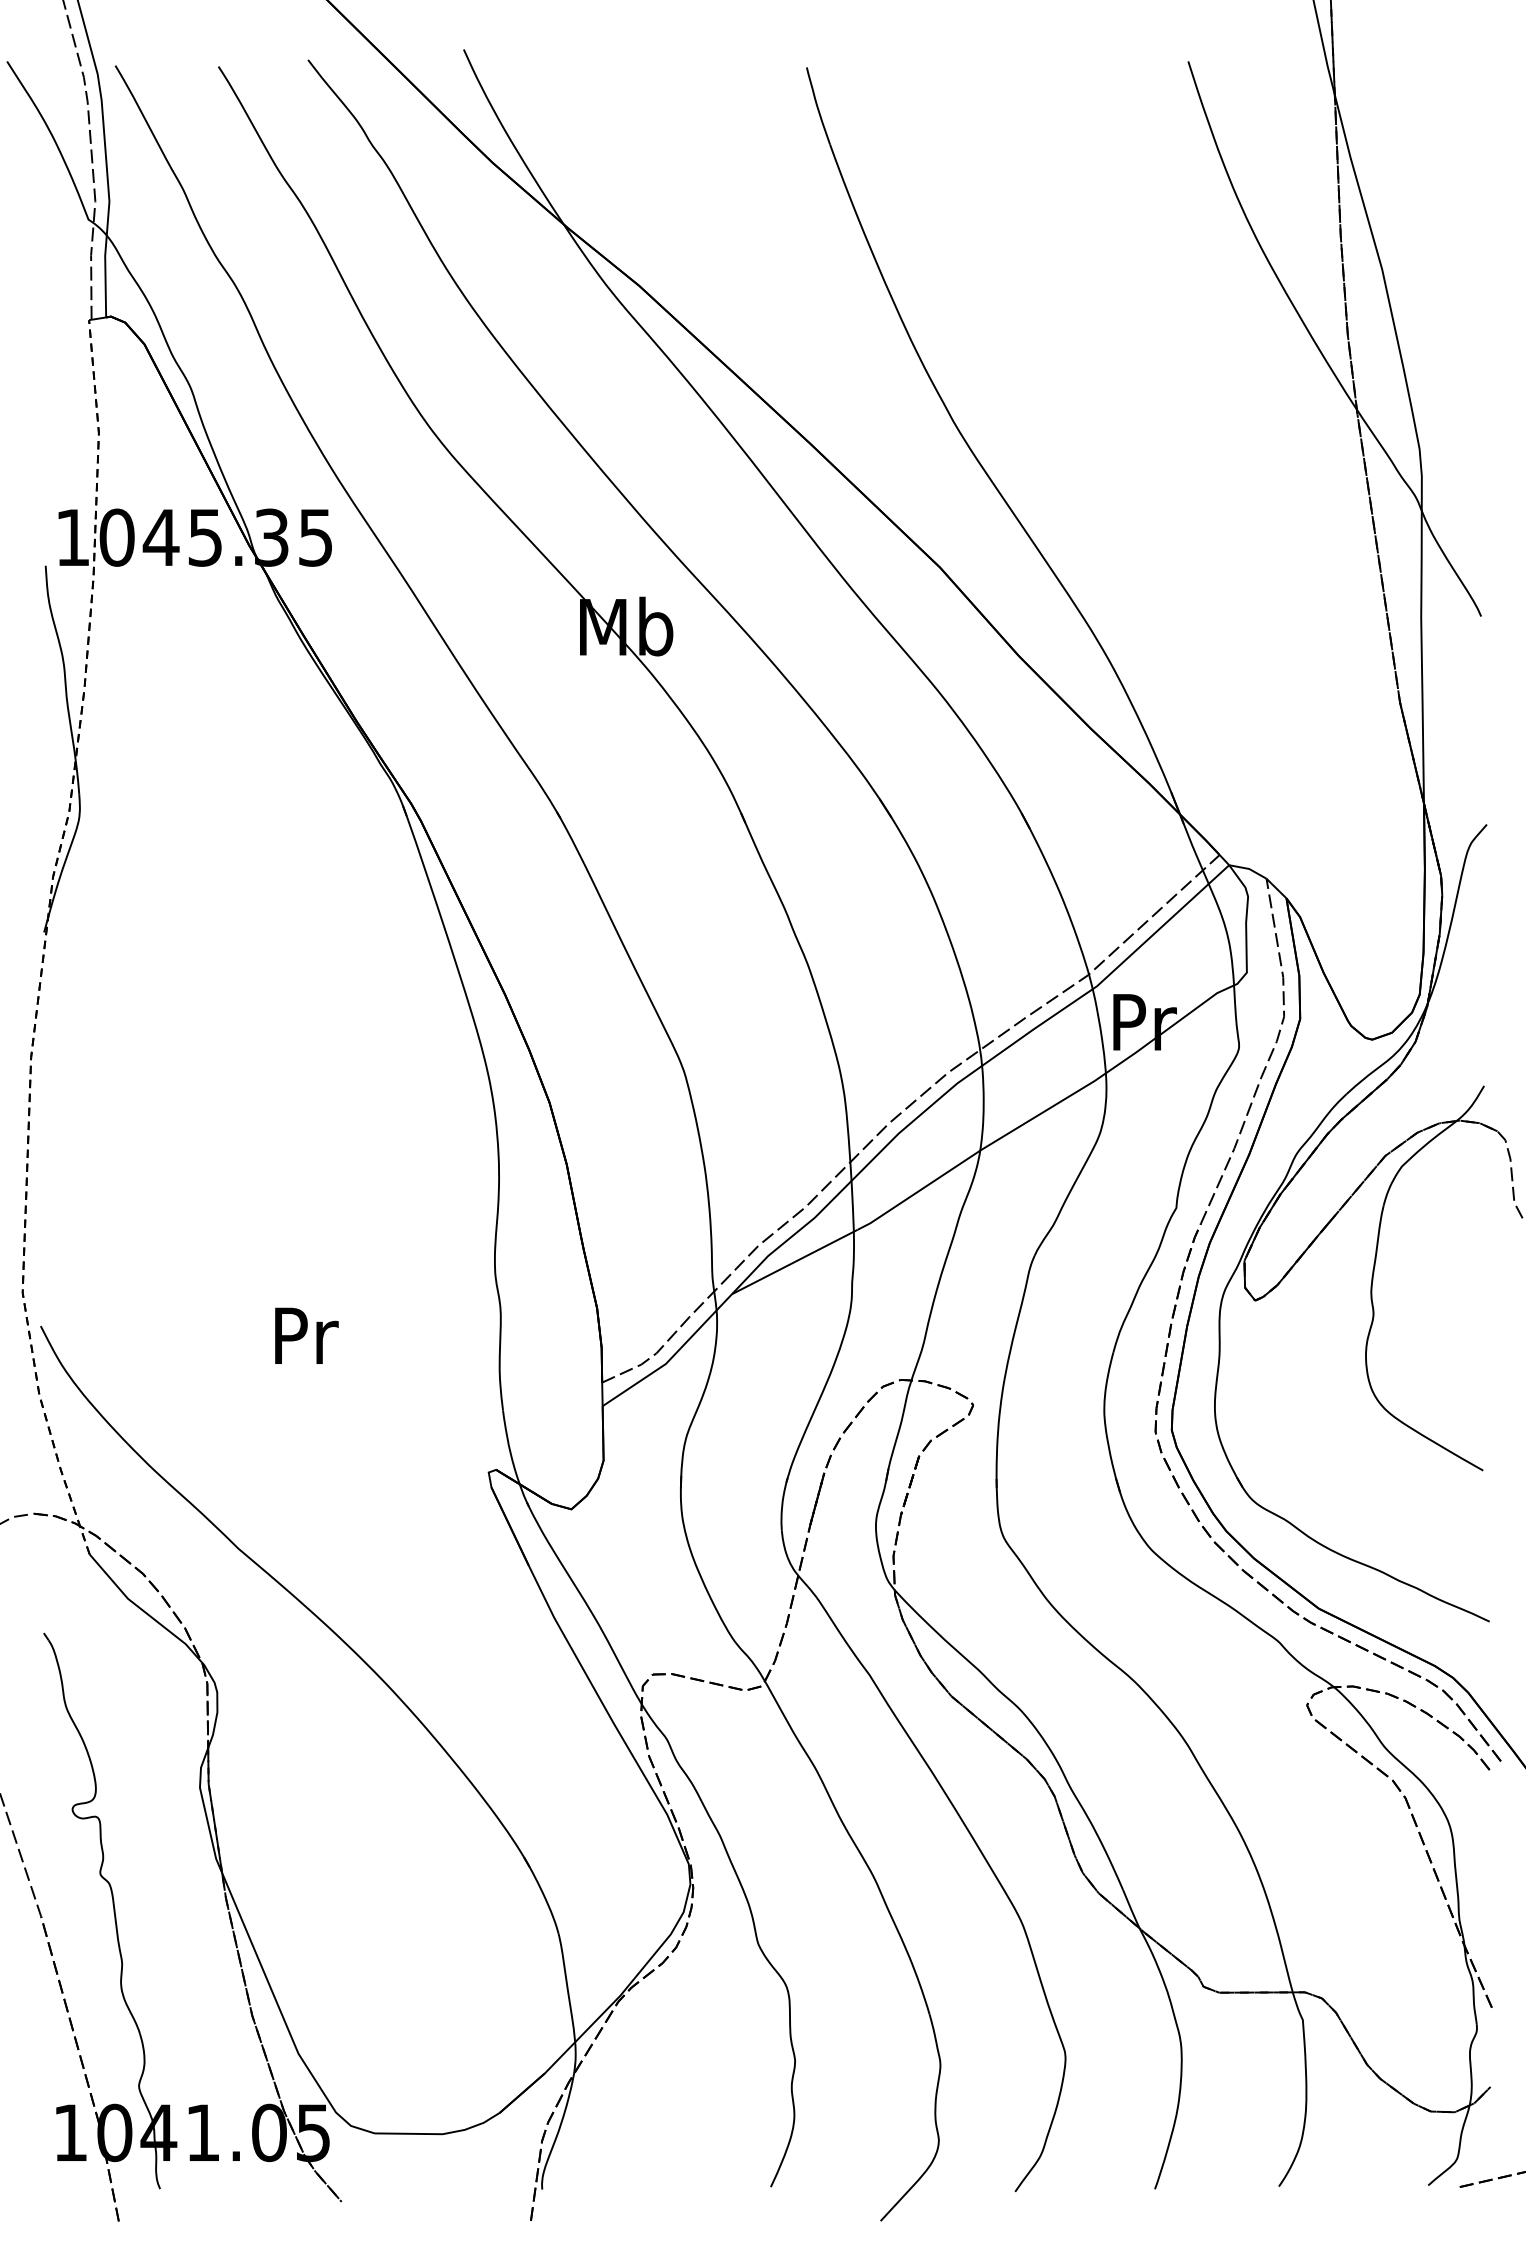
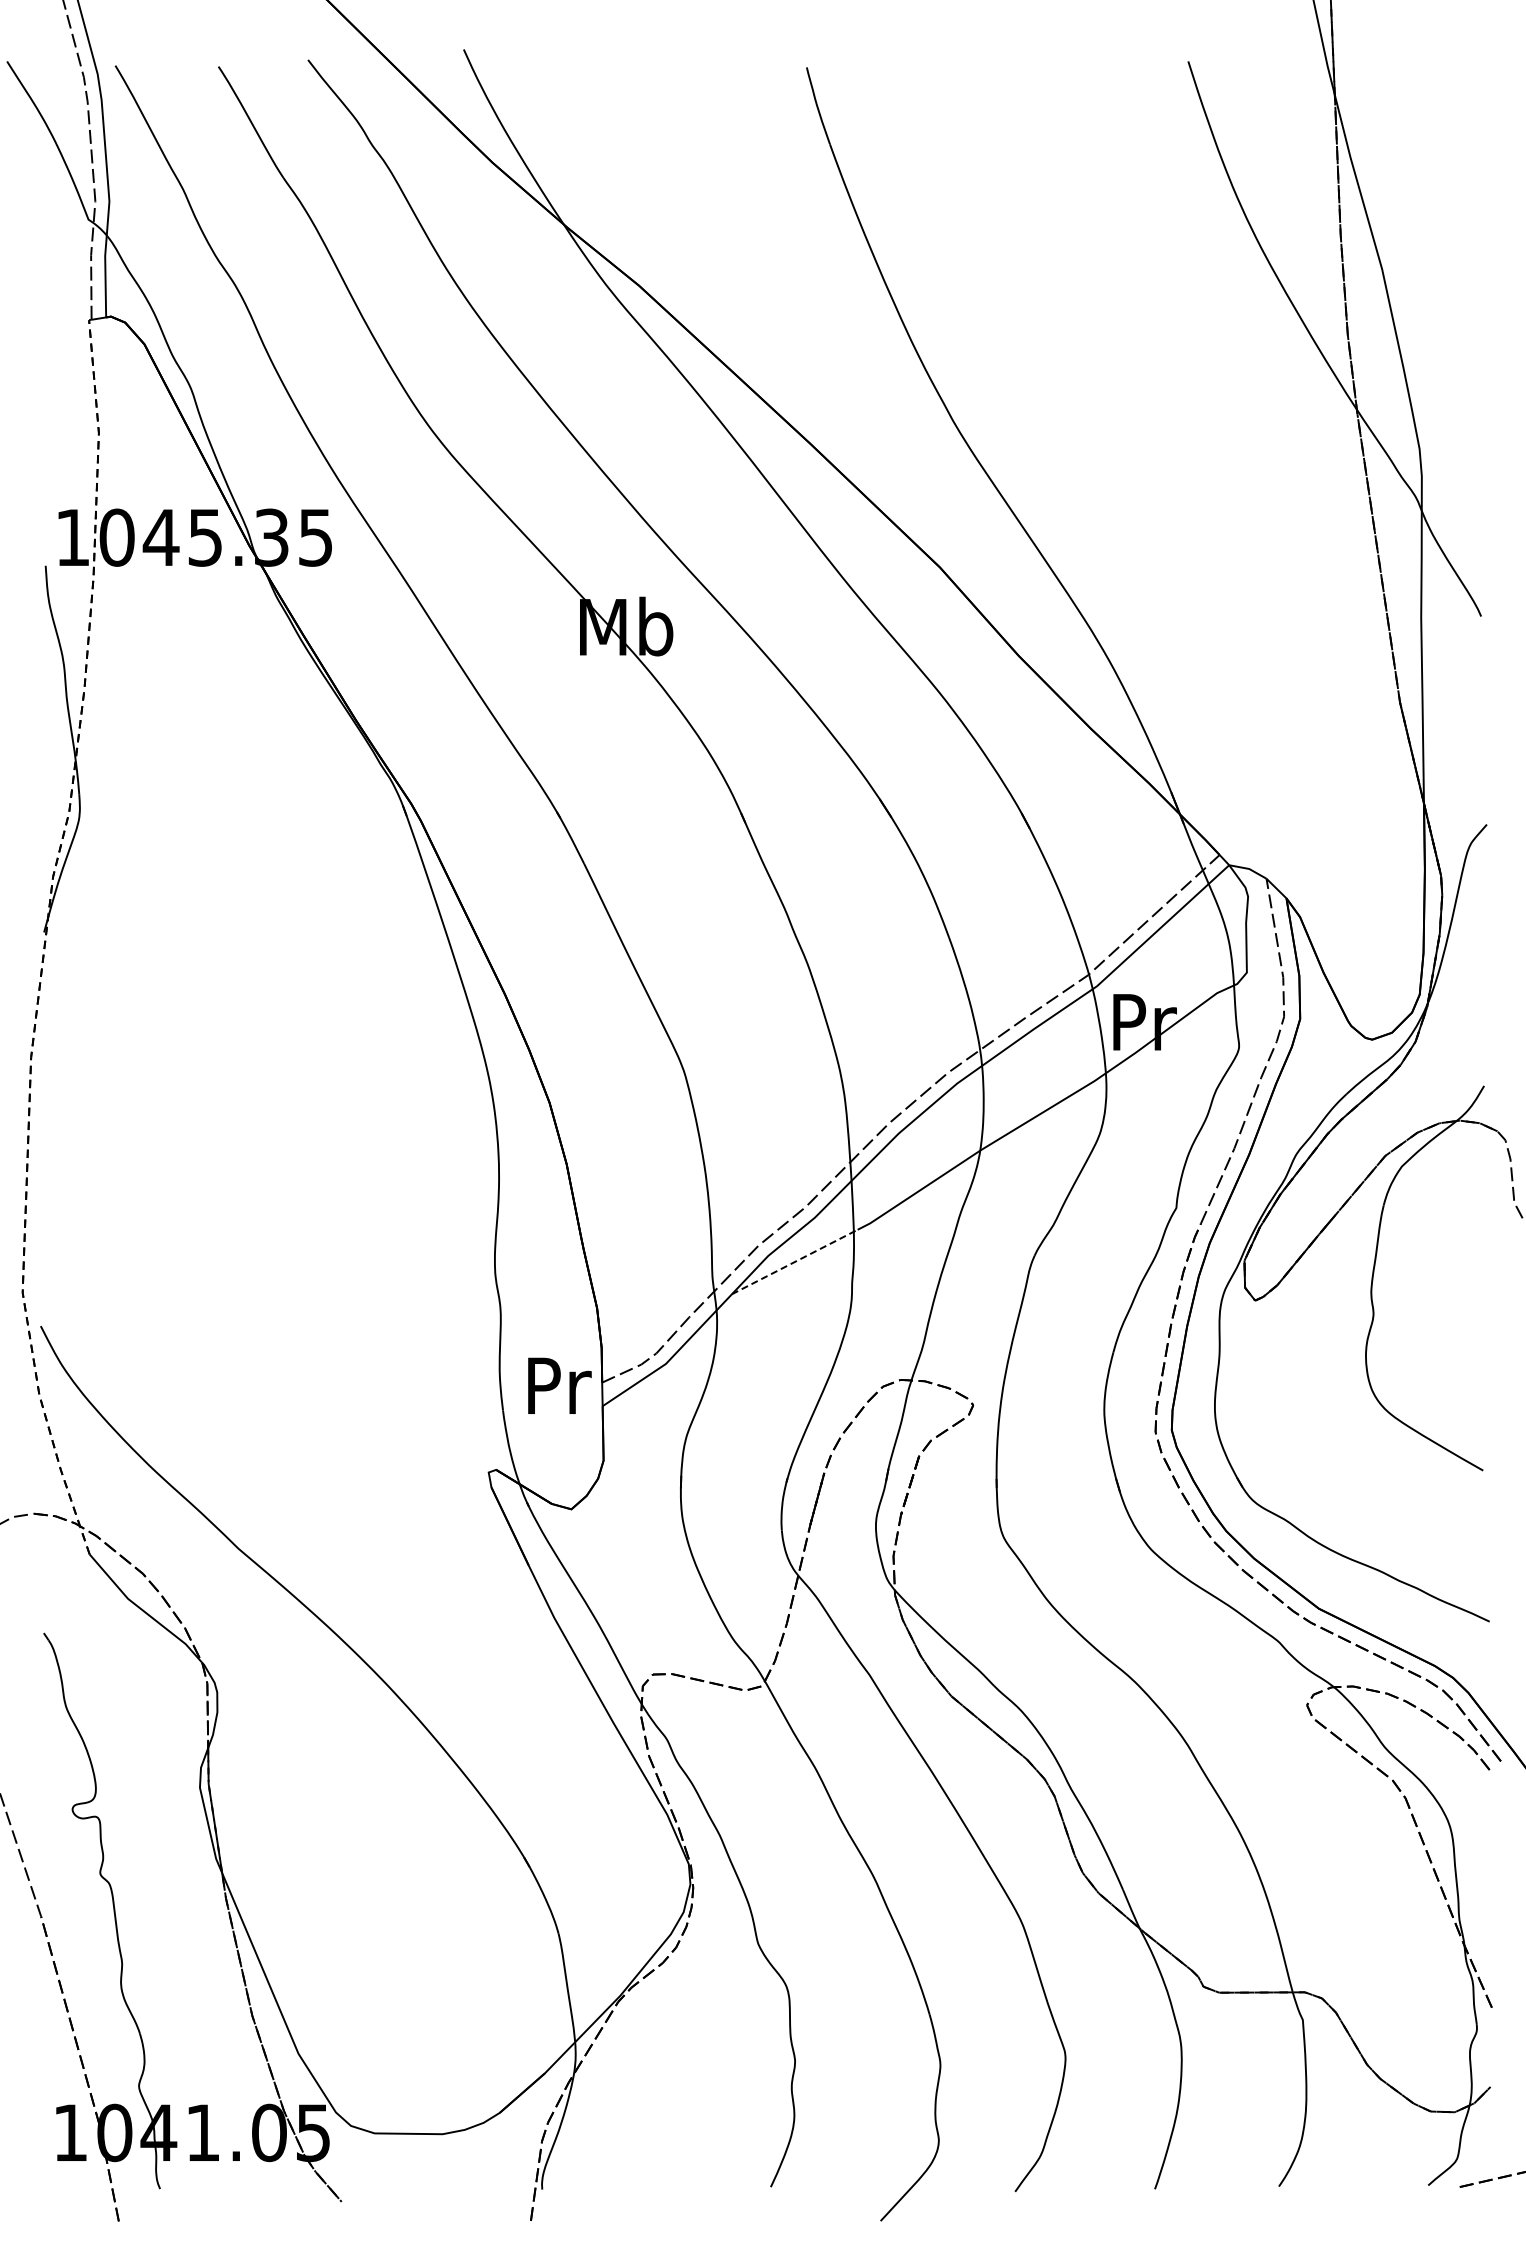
line: solid -> dashed (794, 1262)
text position: (306, 1335) -> (559, 1385) (559, 1385)
